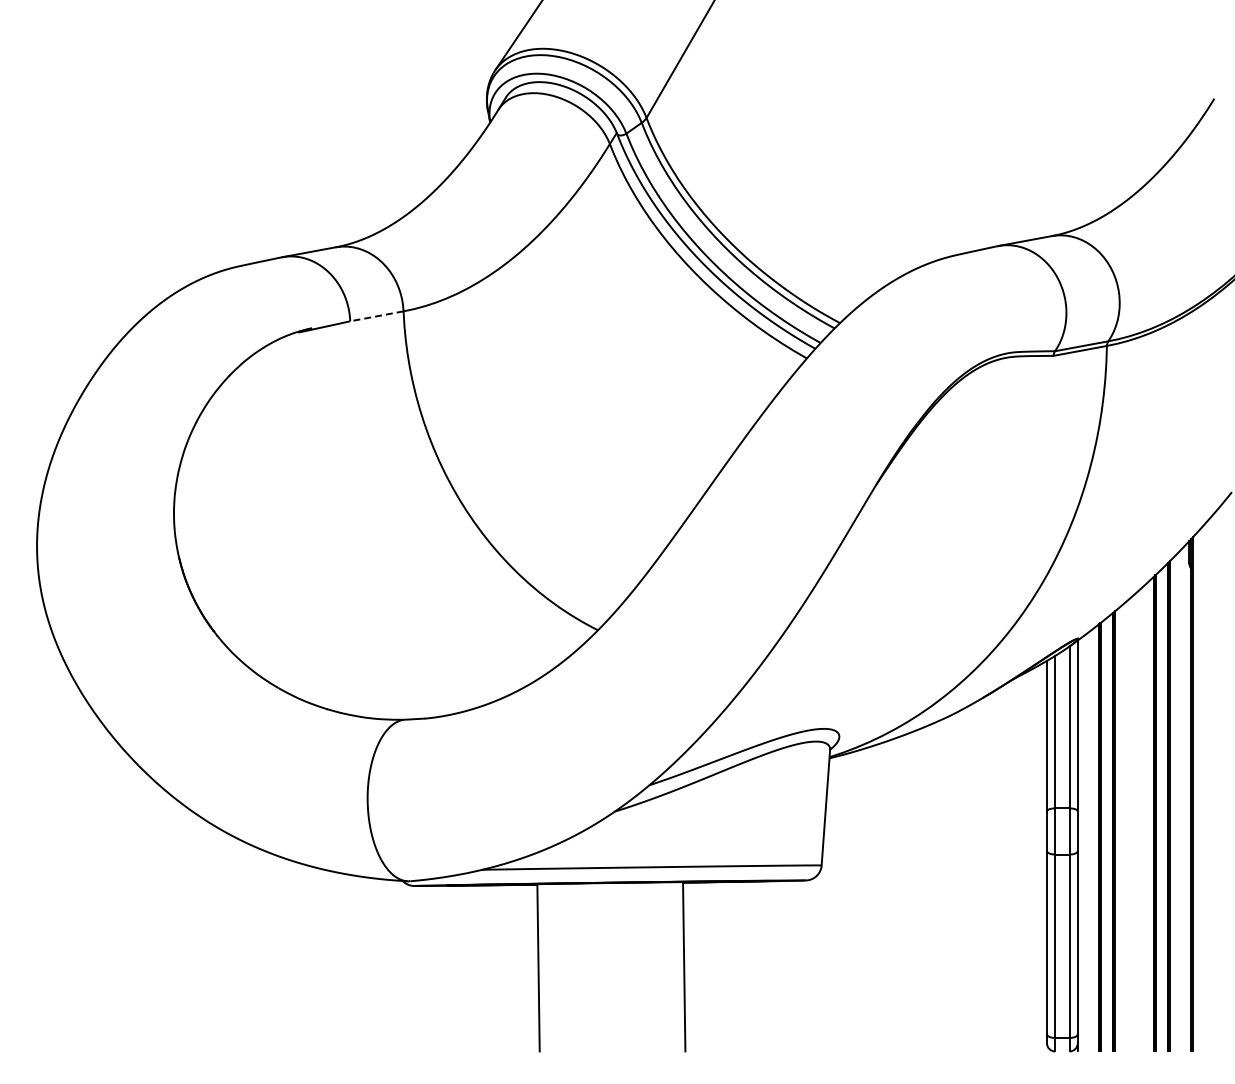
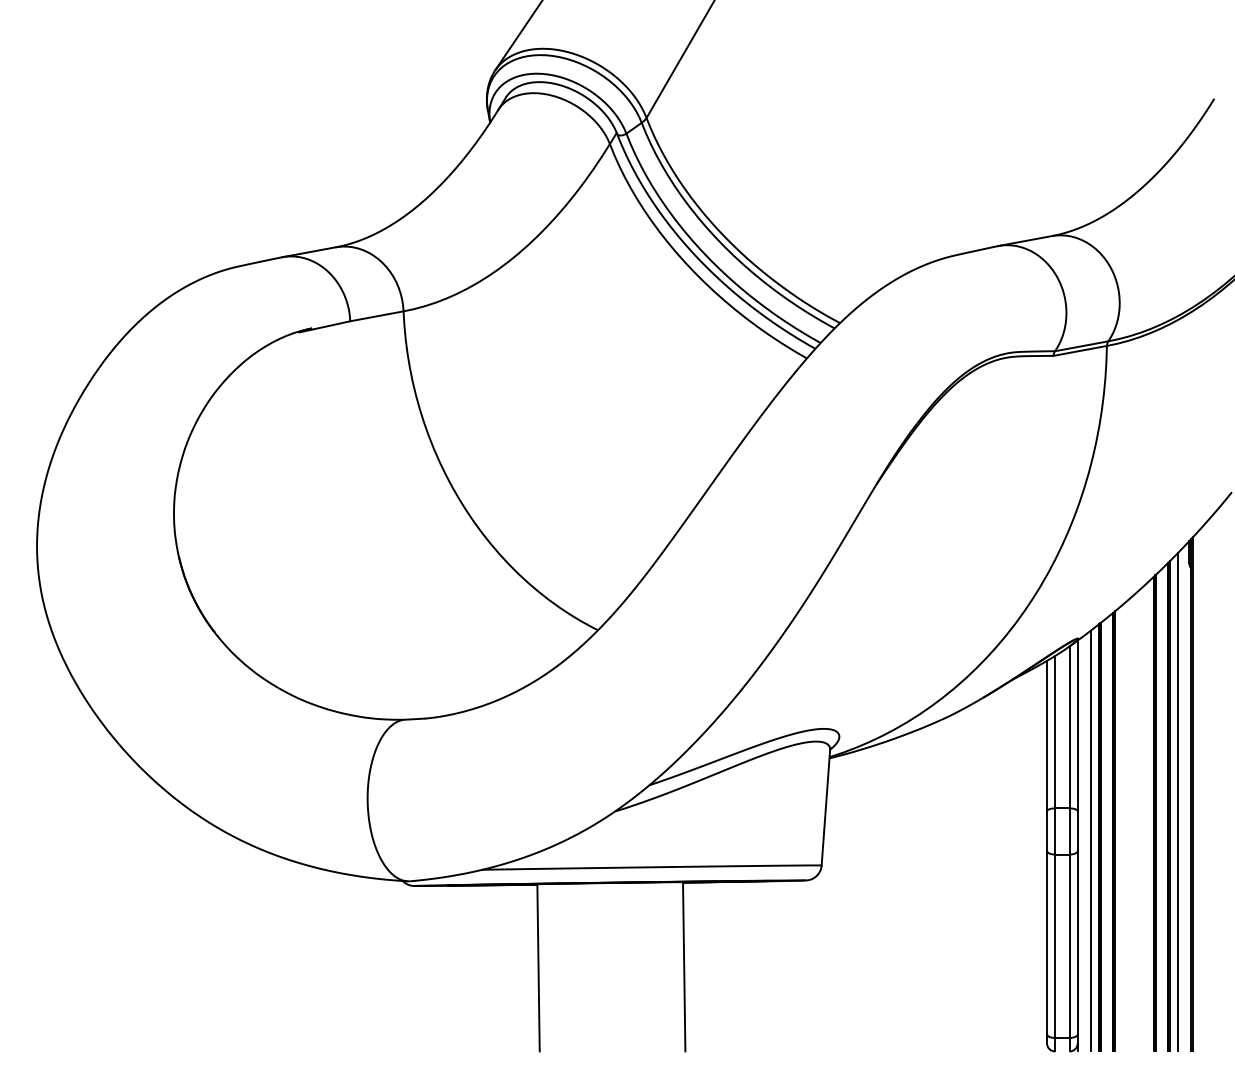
line: dashed -> solid (376, 316)
line: none -> present (1178, 801)
line: none -> present (1090, 840)
